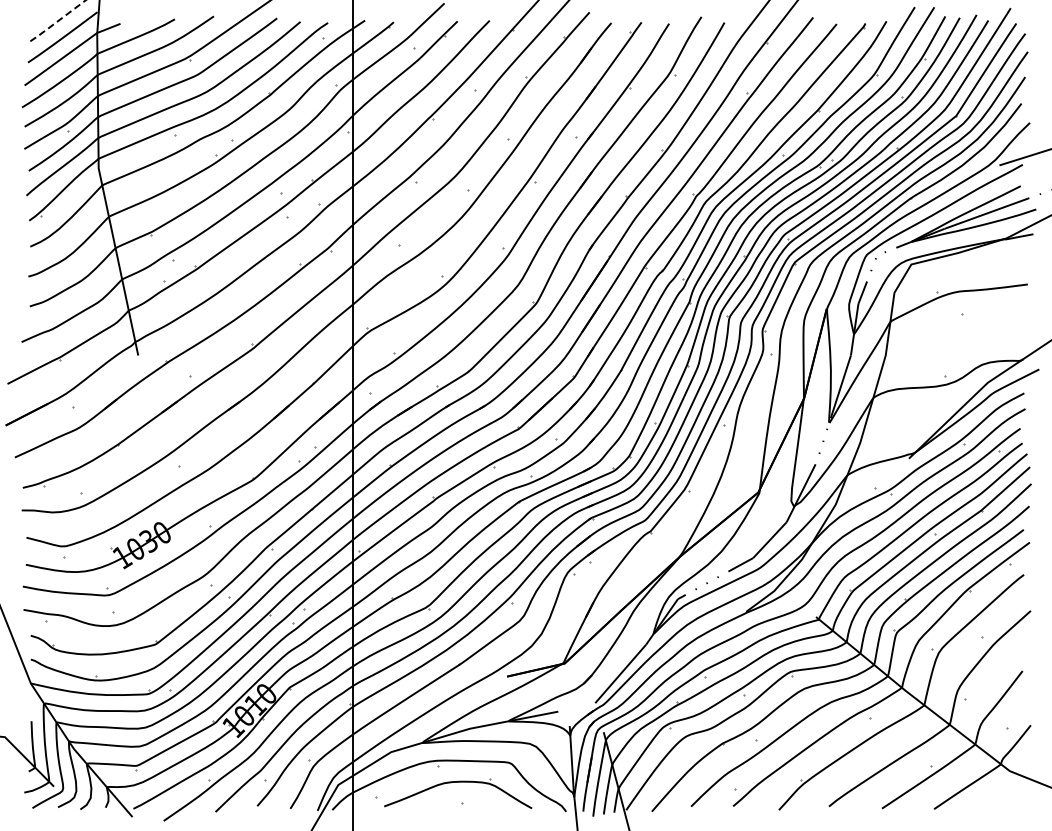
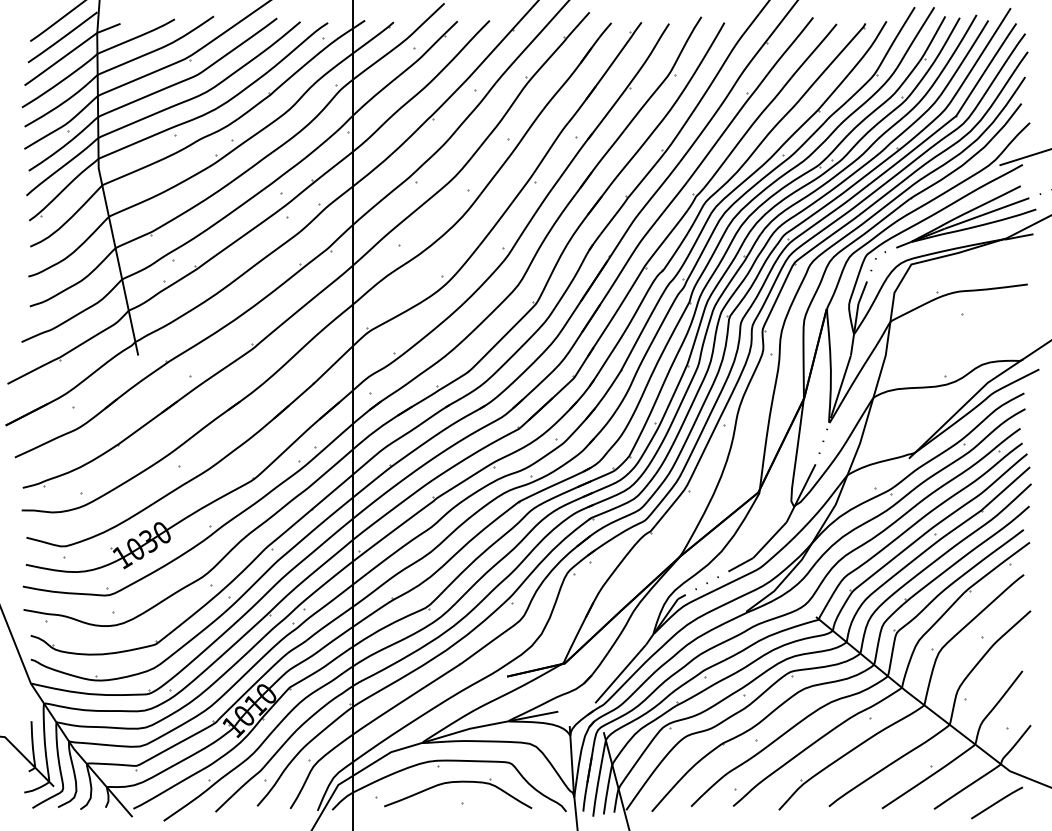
line: dashed -> solid (56, 22)
line: none -> present (996, 802)
